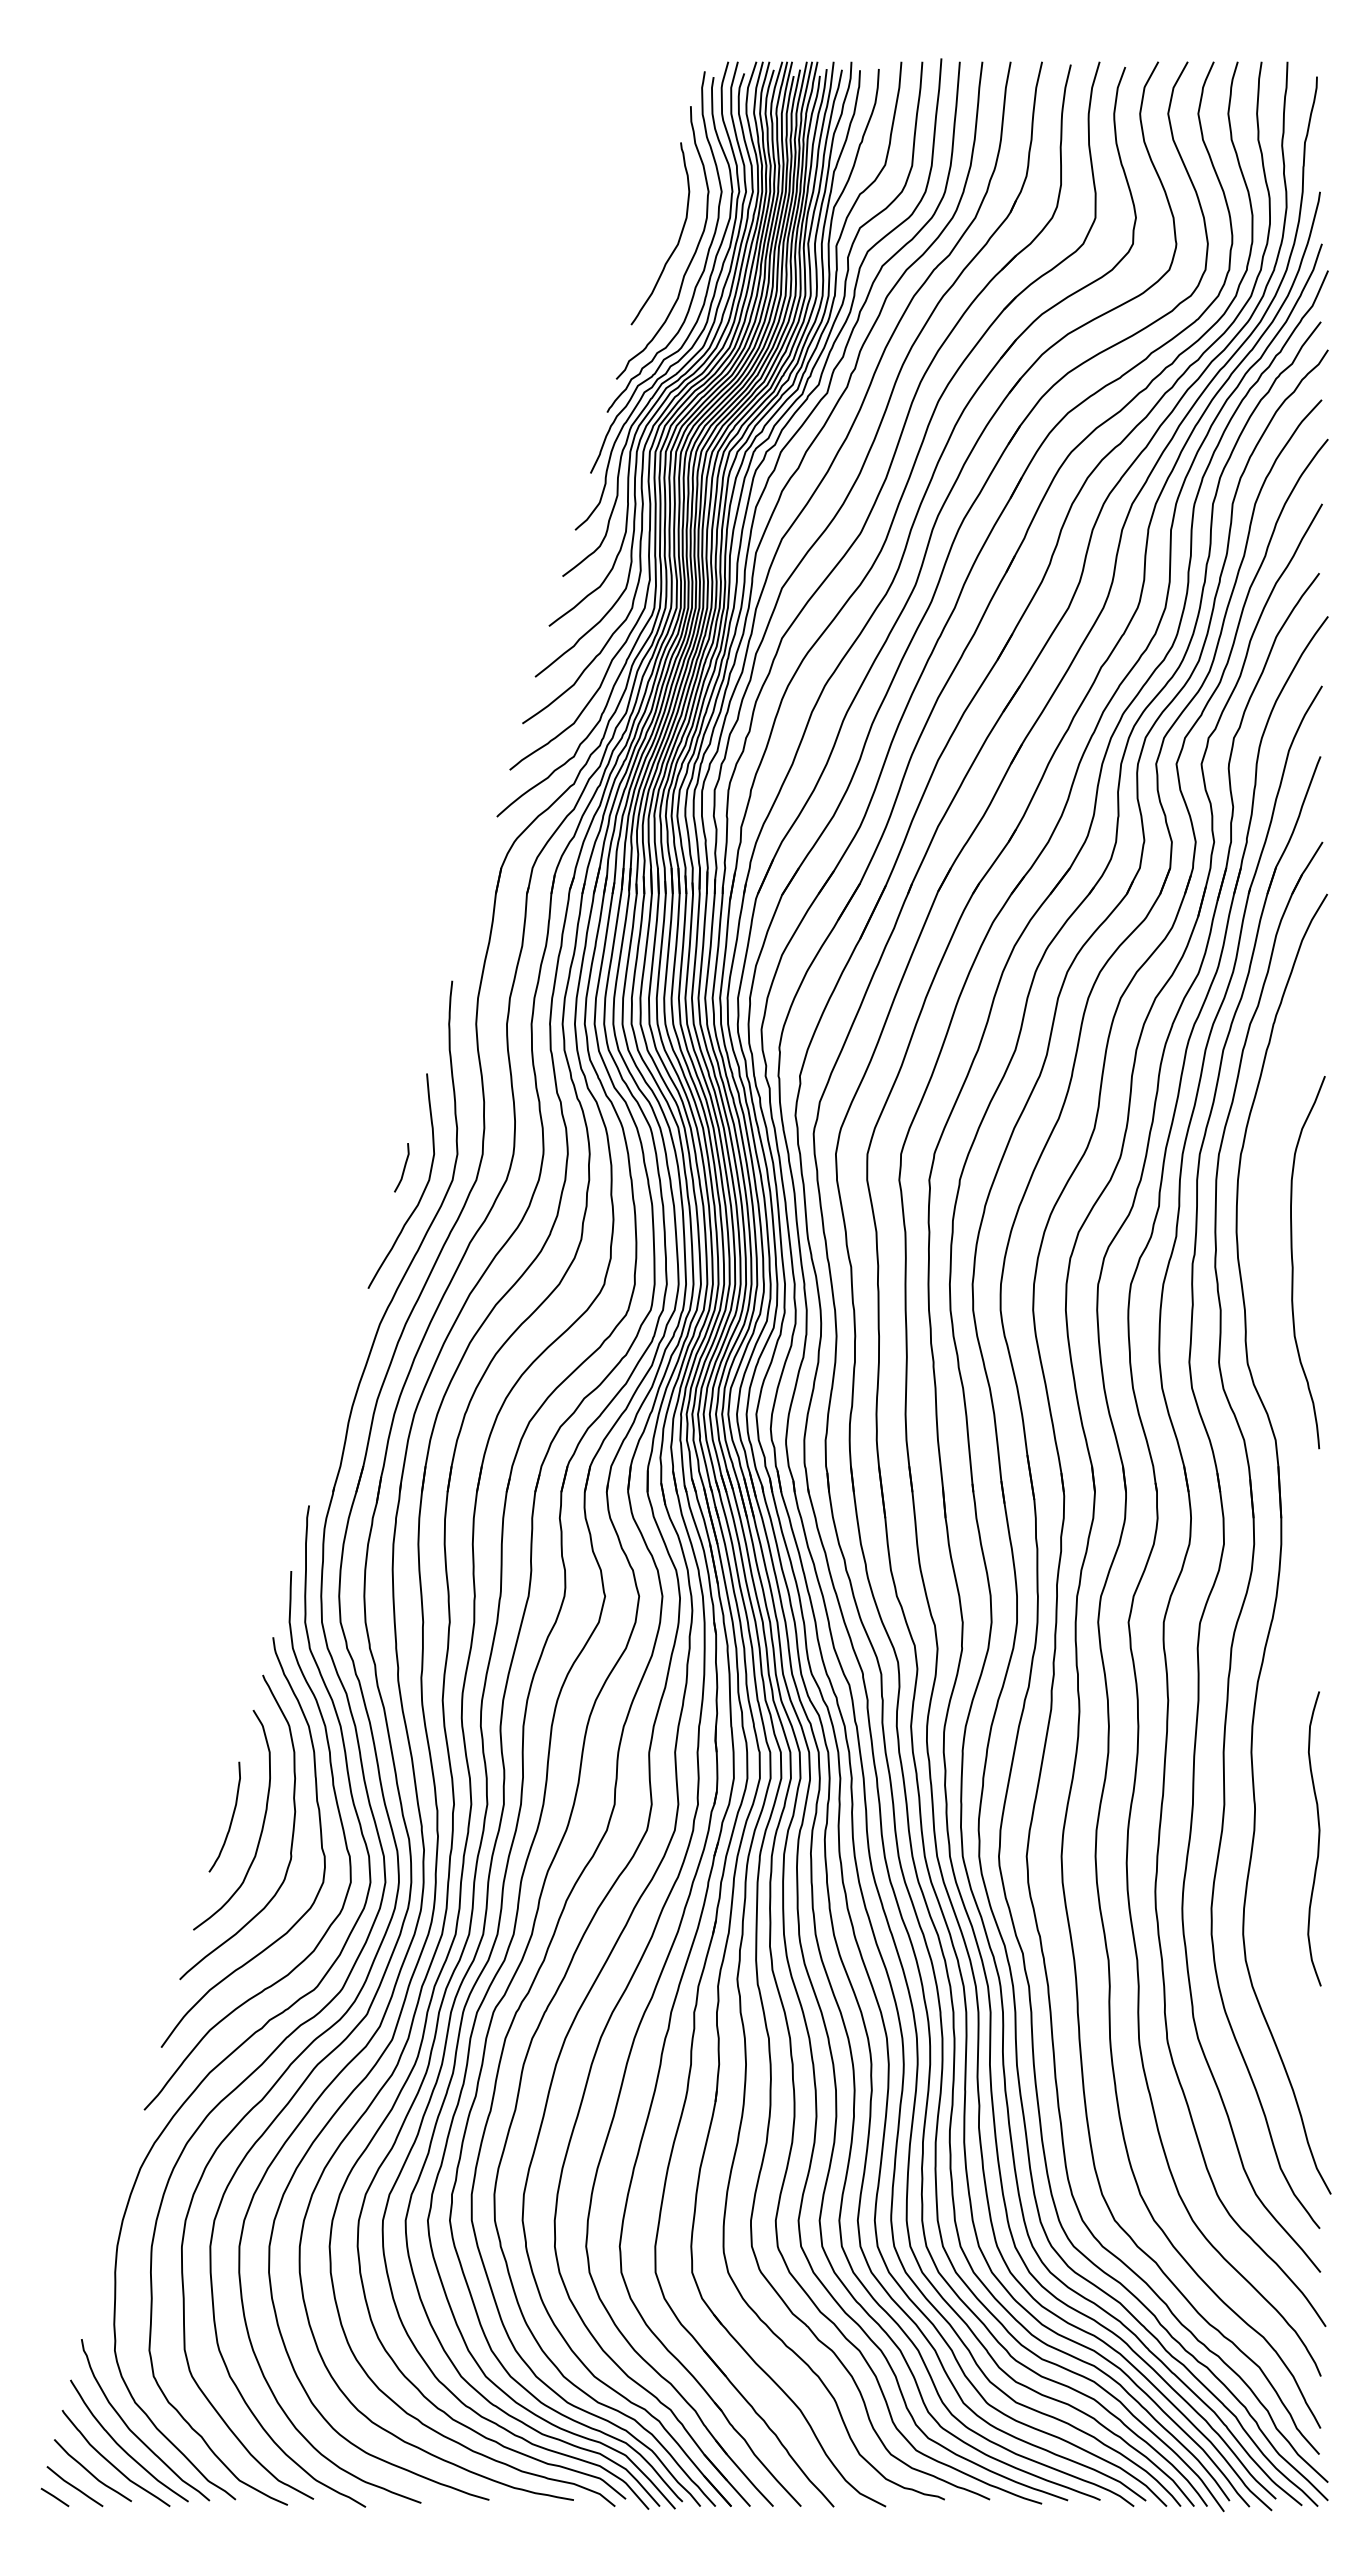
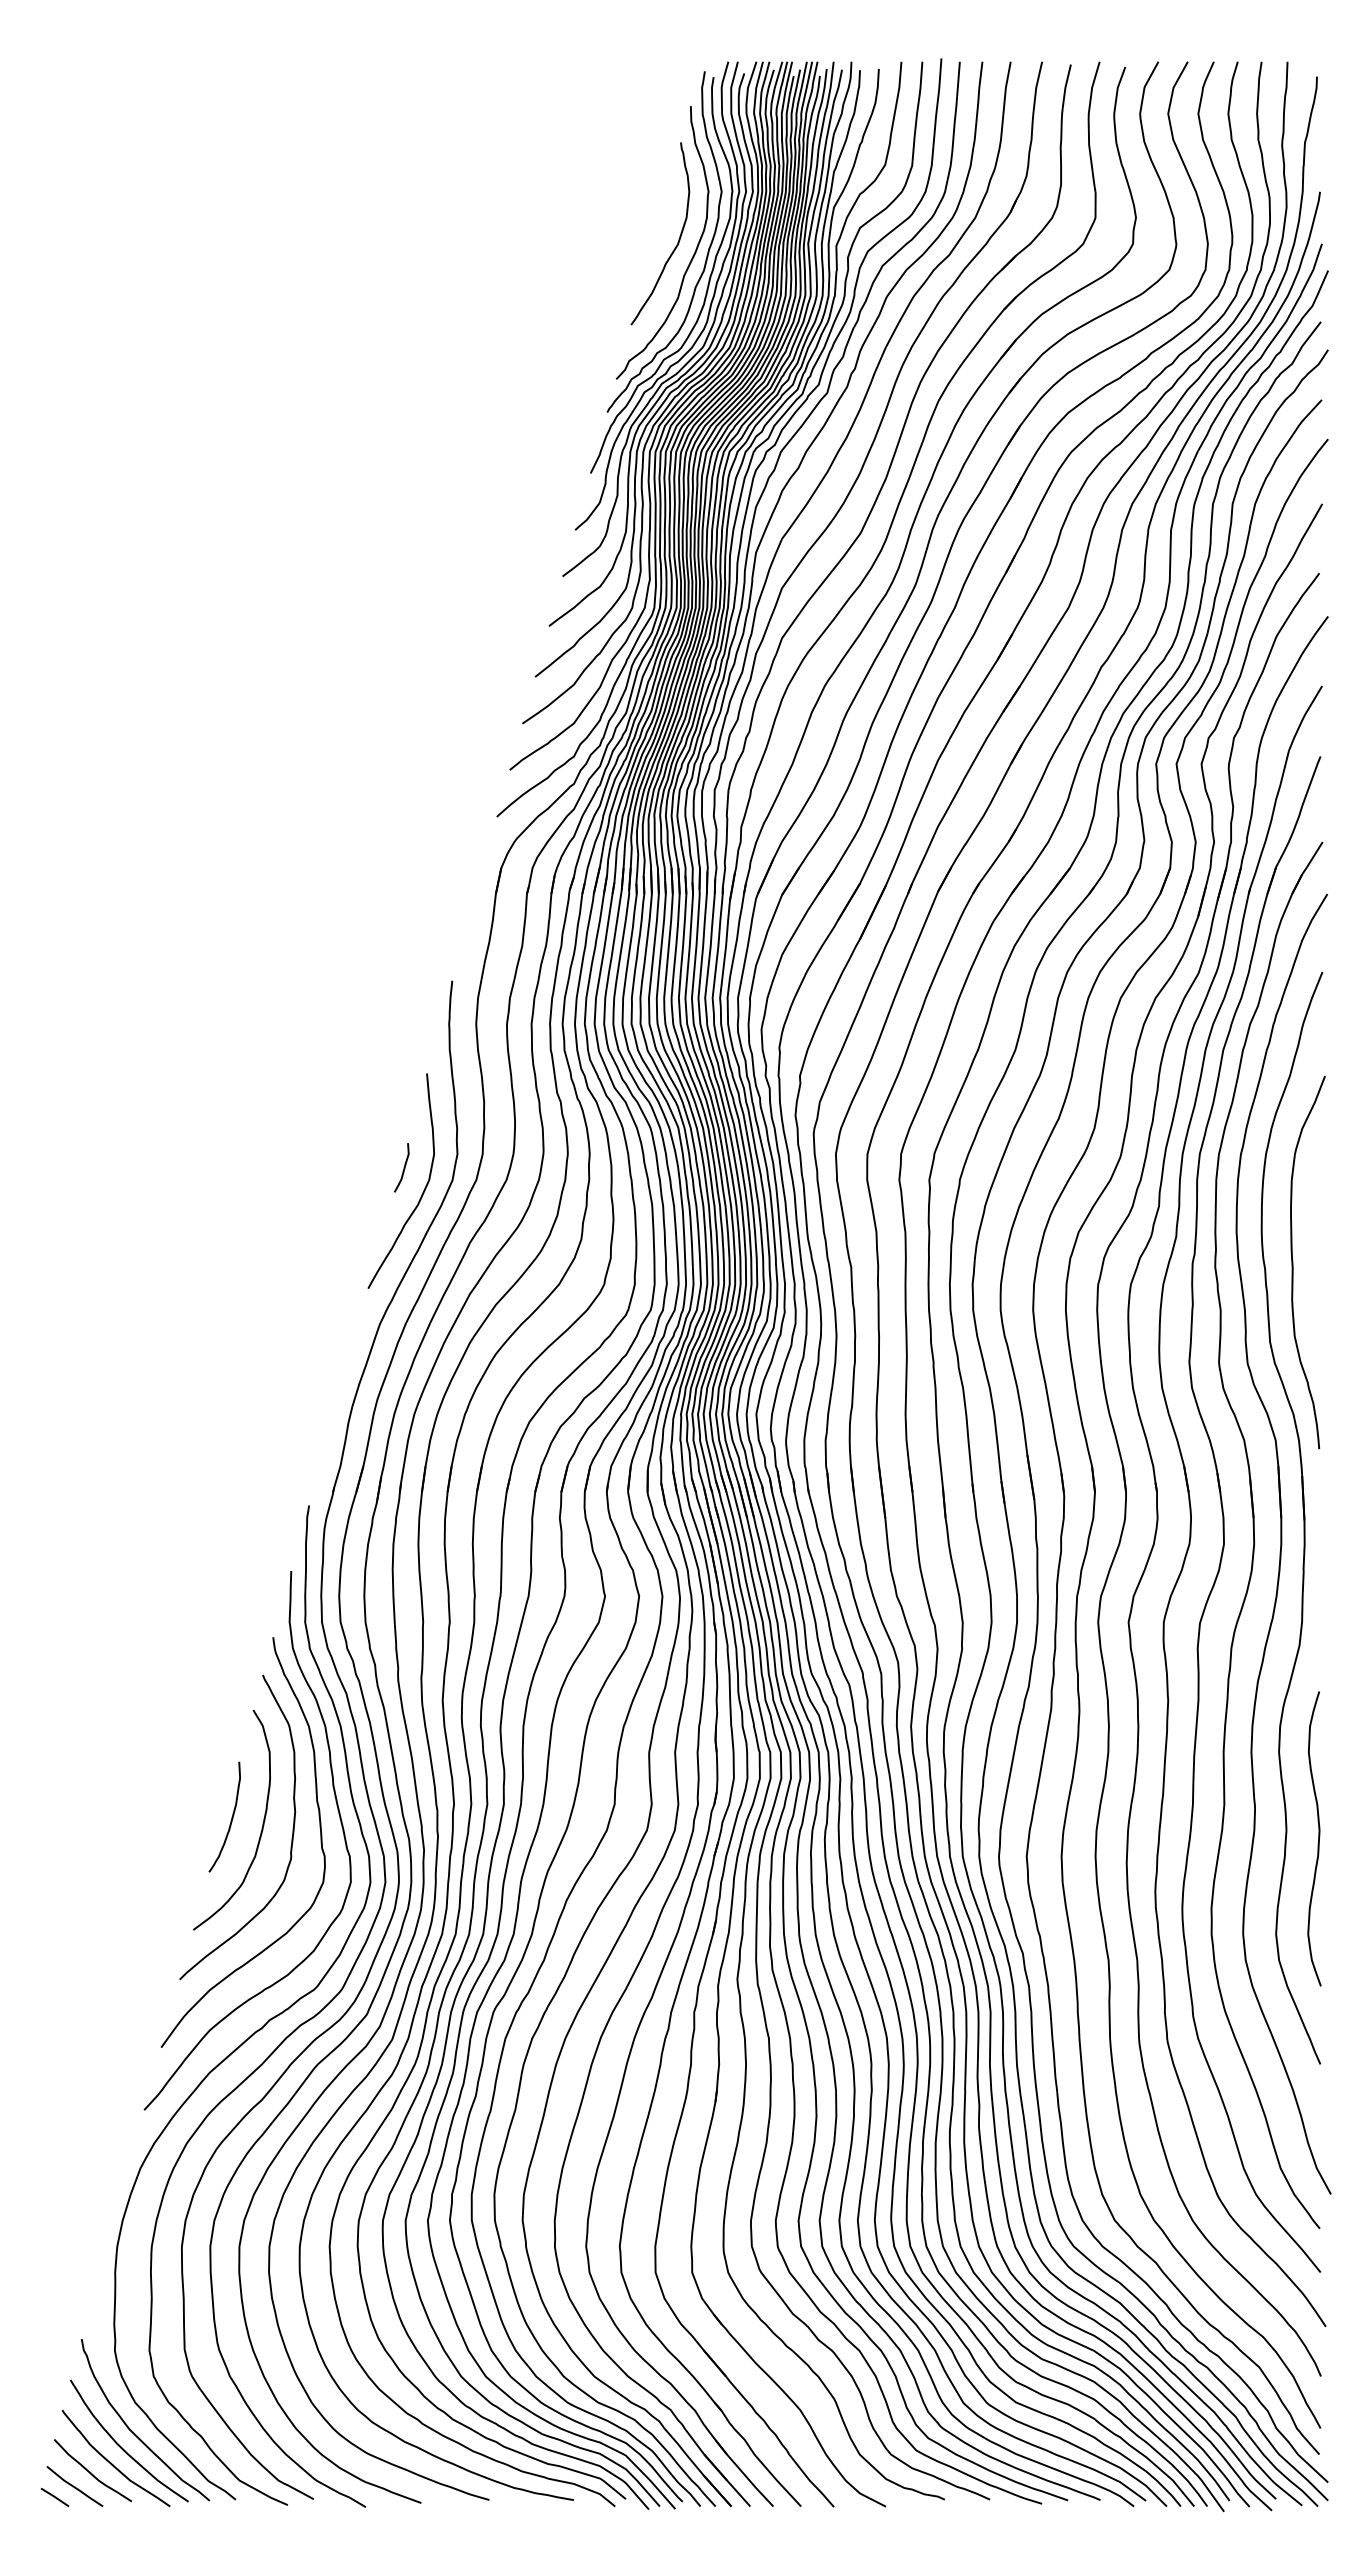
part: none -> present (1303, 1518)
